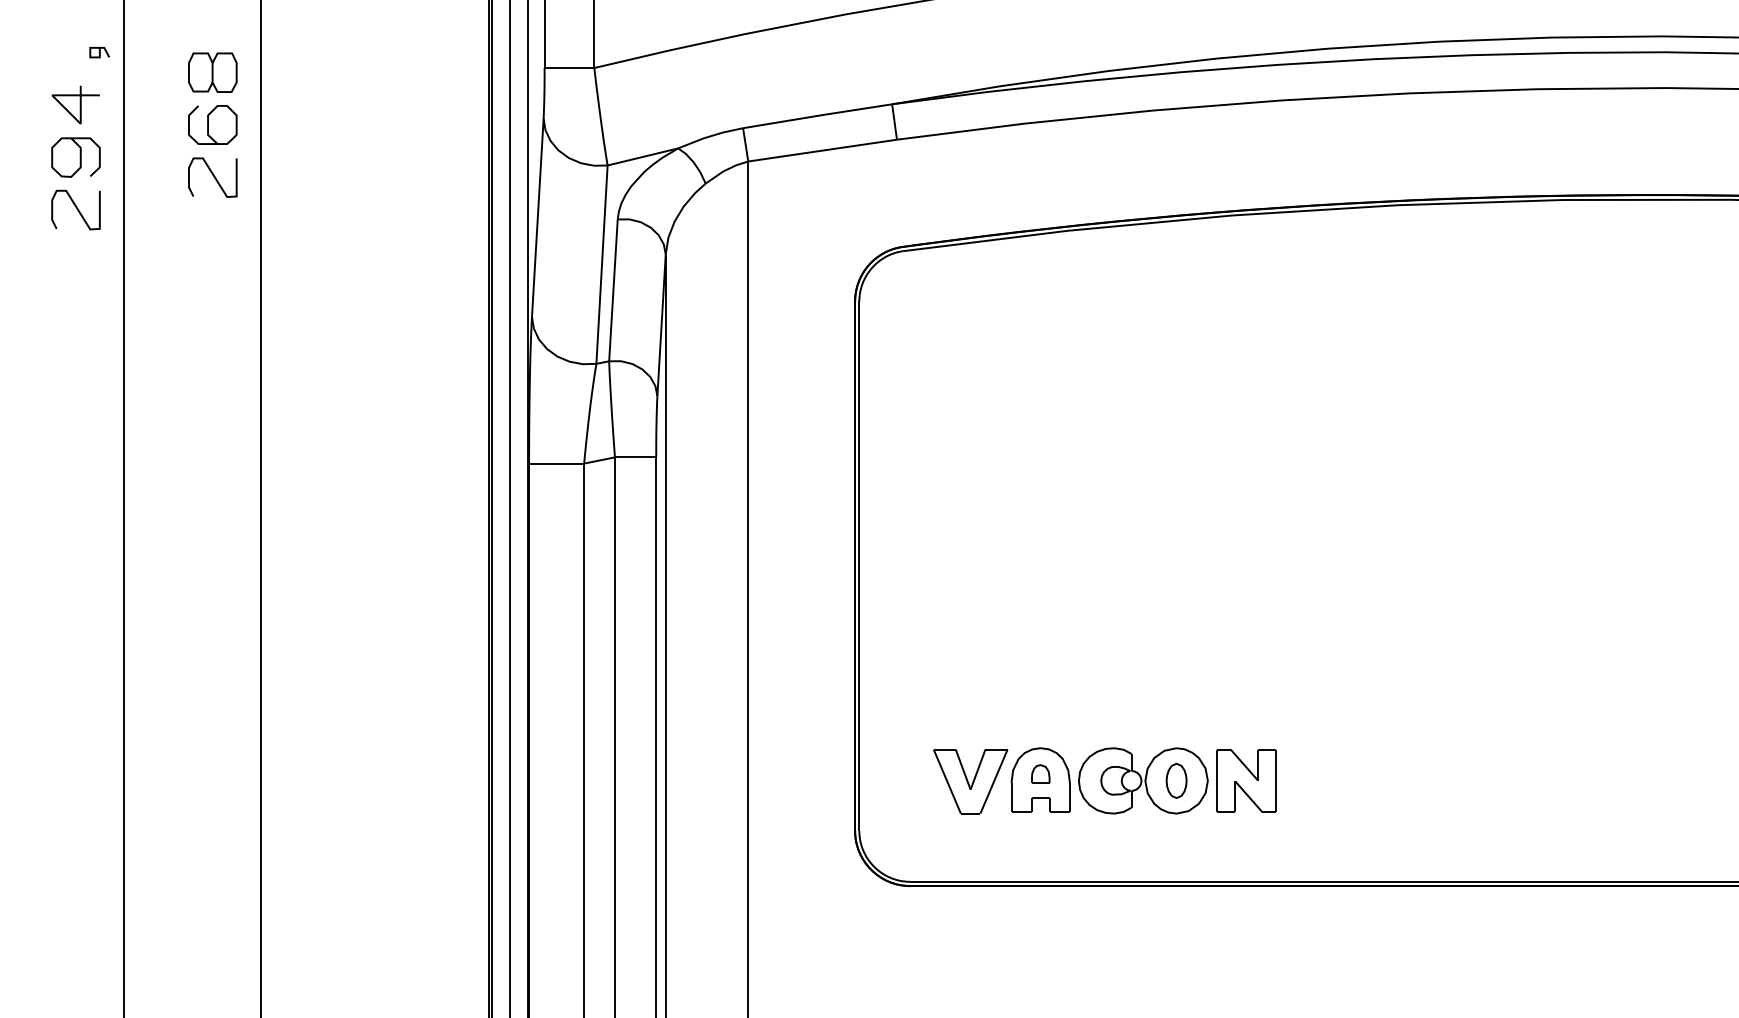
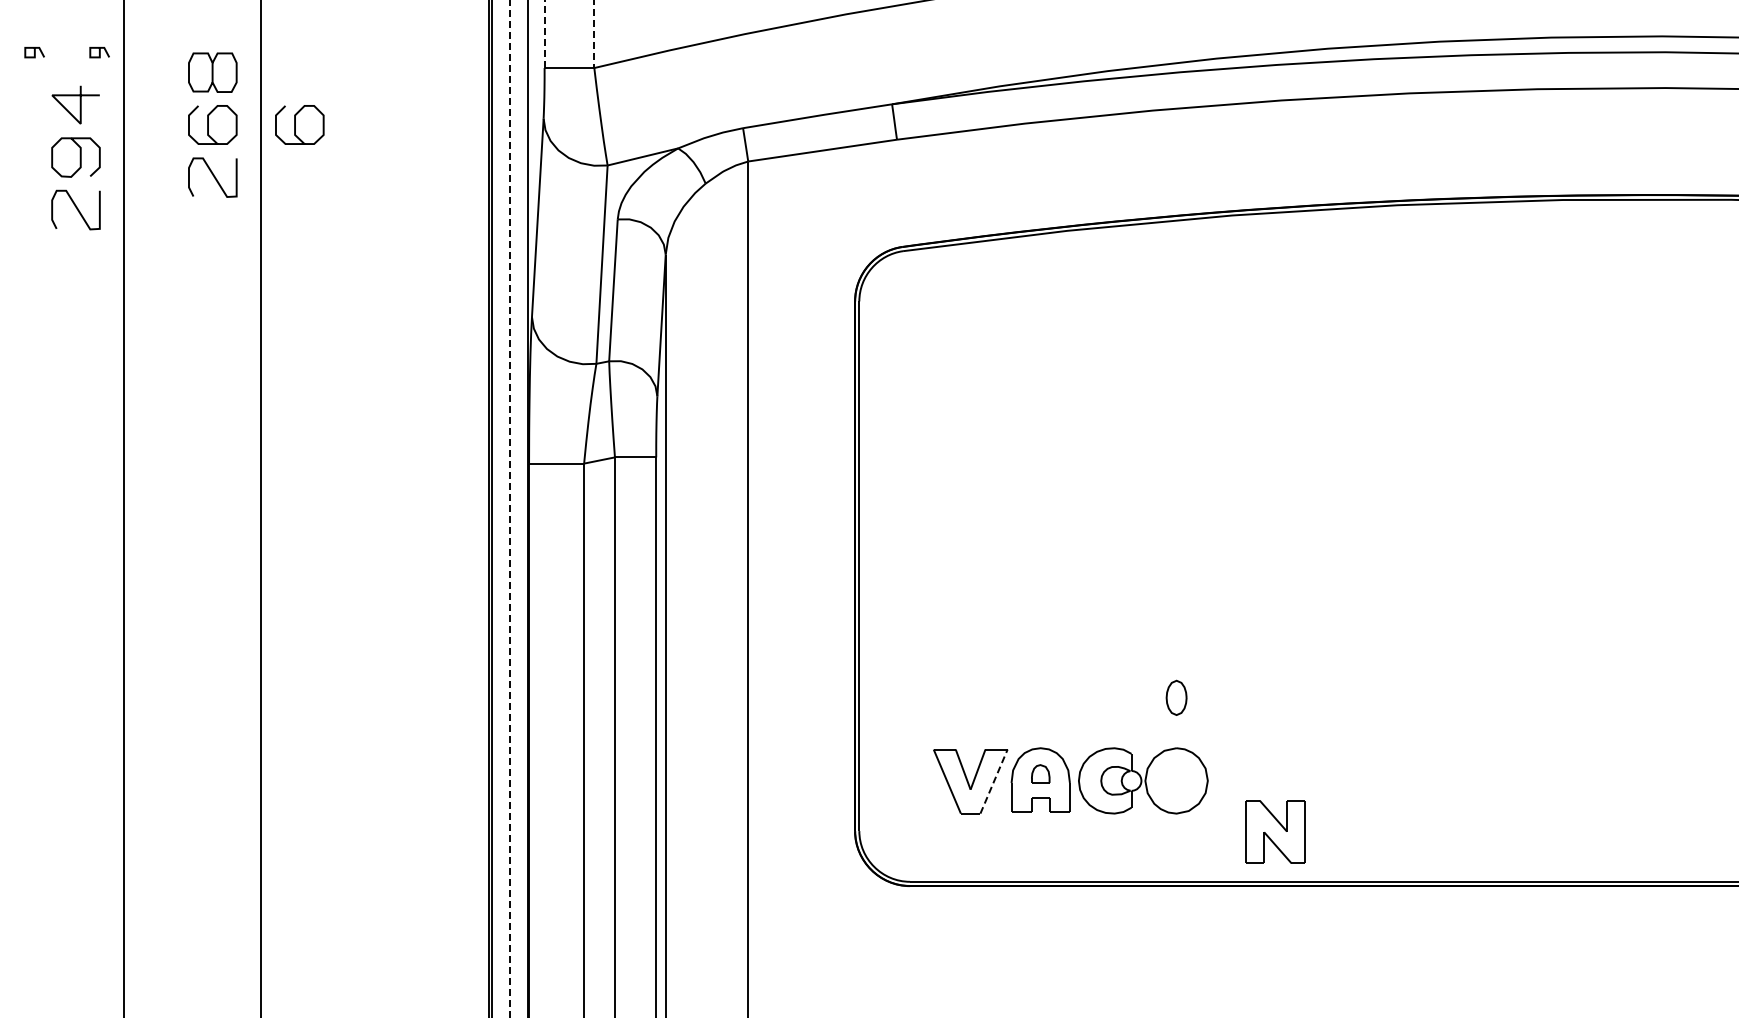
line: solid -> dashed (544, 34)
line: solid -> dashed (594, 34)
curve: none -> present (34, 52)
curve: none -> present (295, 124)
line: solid -> dashed (509, 509)
part position: (1176, 780) -> (1176, 697) (1176, 697)
part position: (1246, 780) -> (1275, 831) (1275, 831)
line: solid -> dashed (994, 781)
